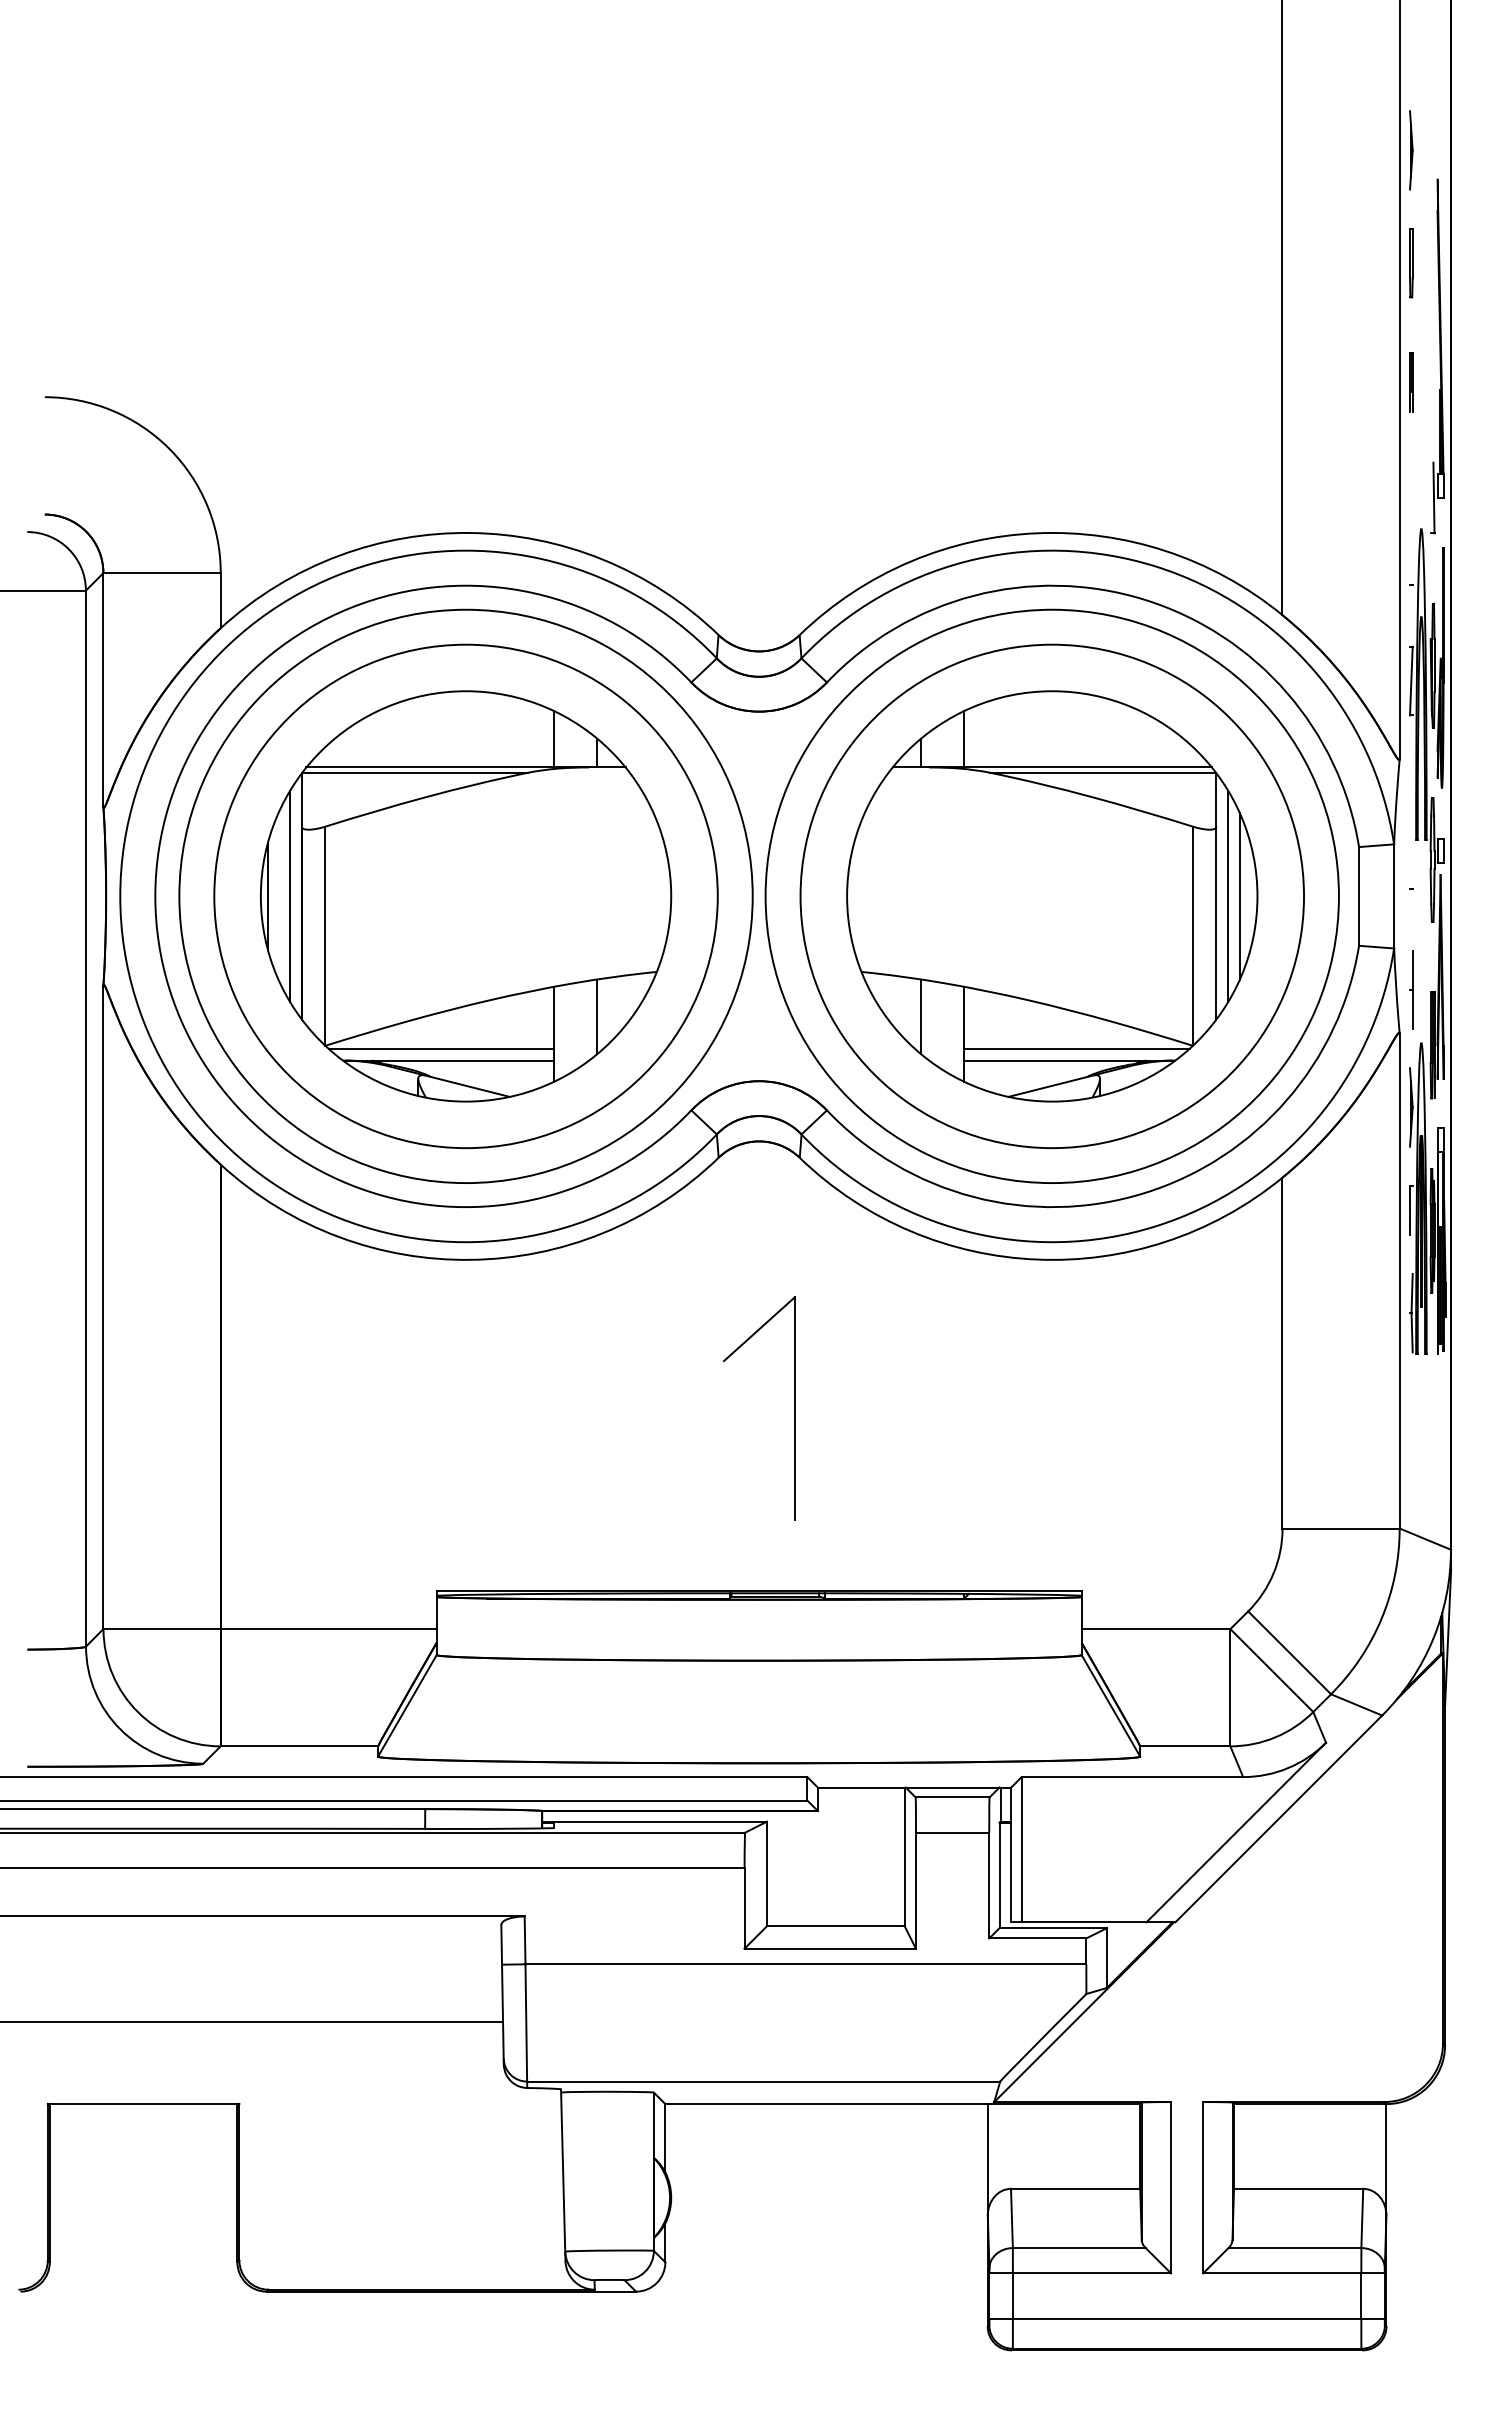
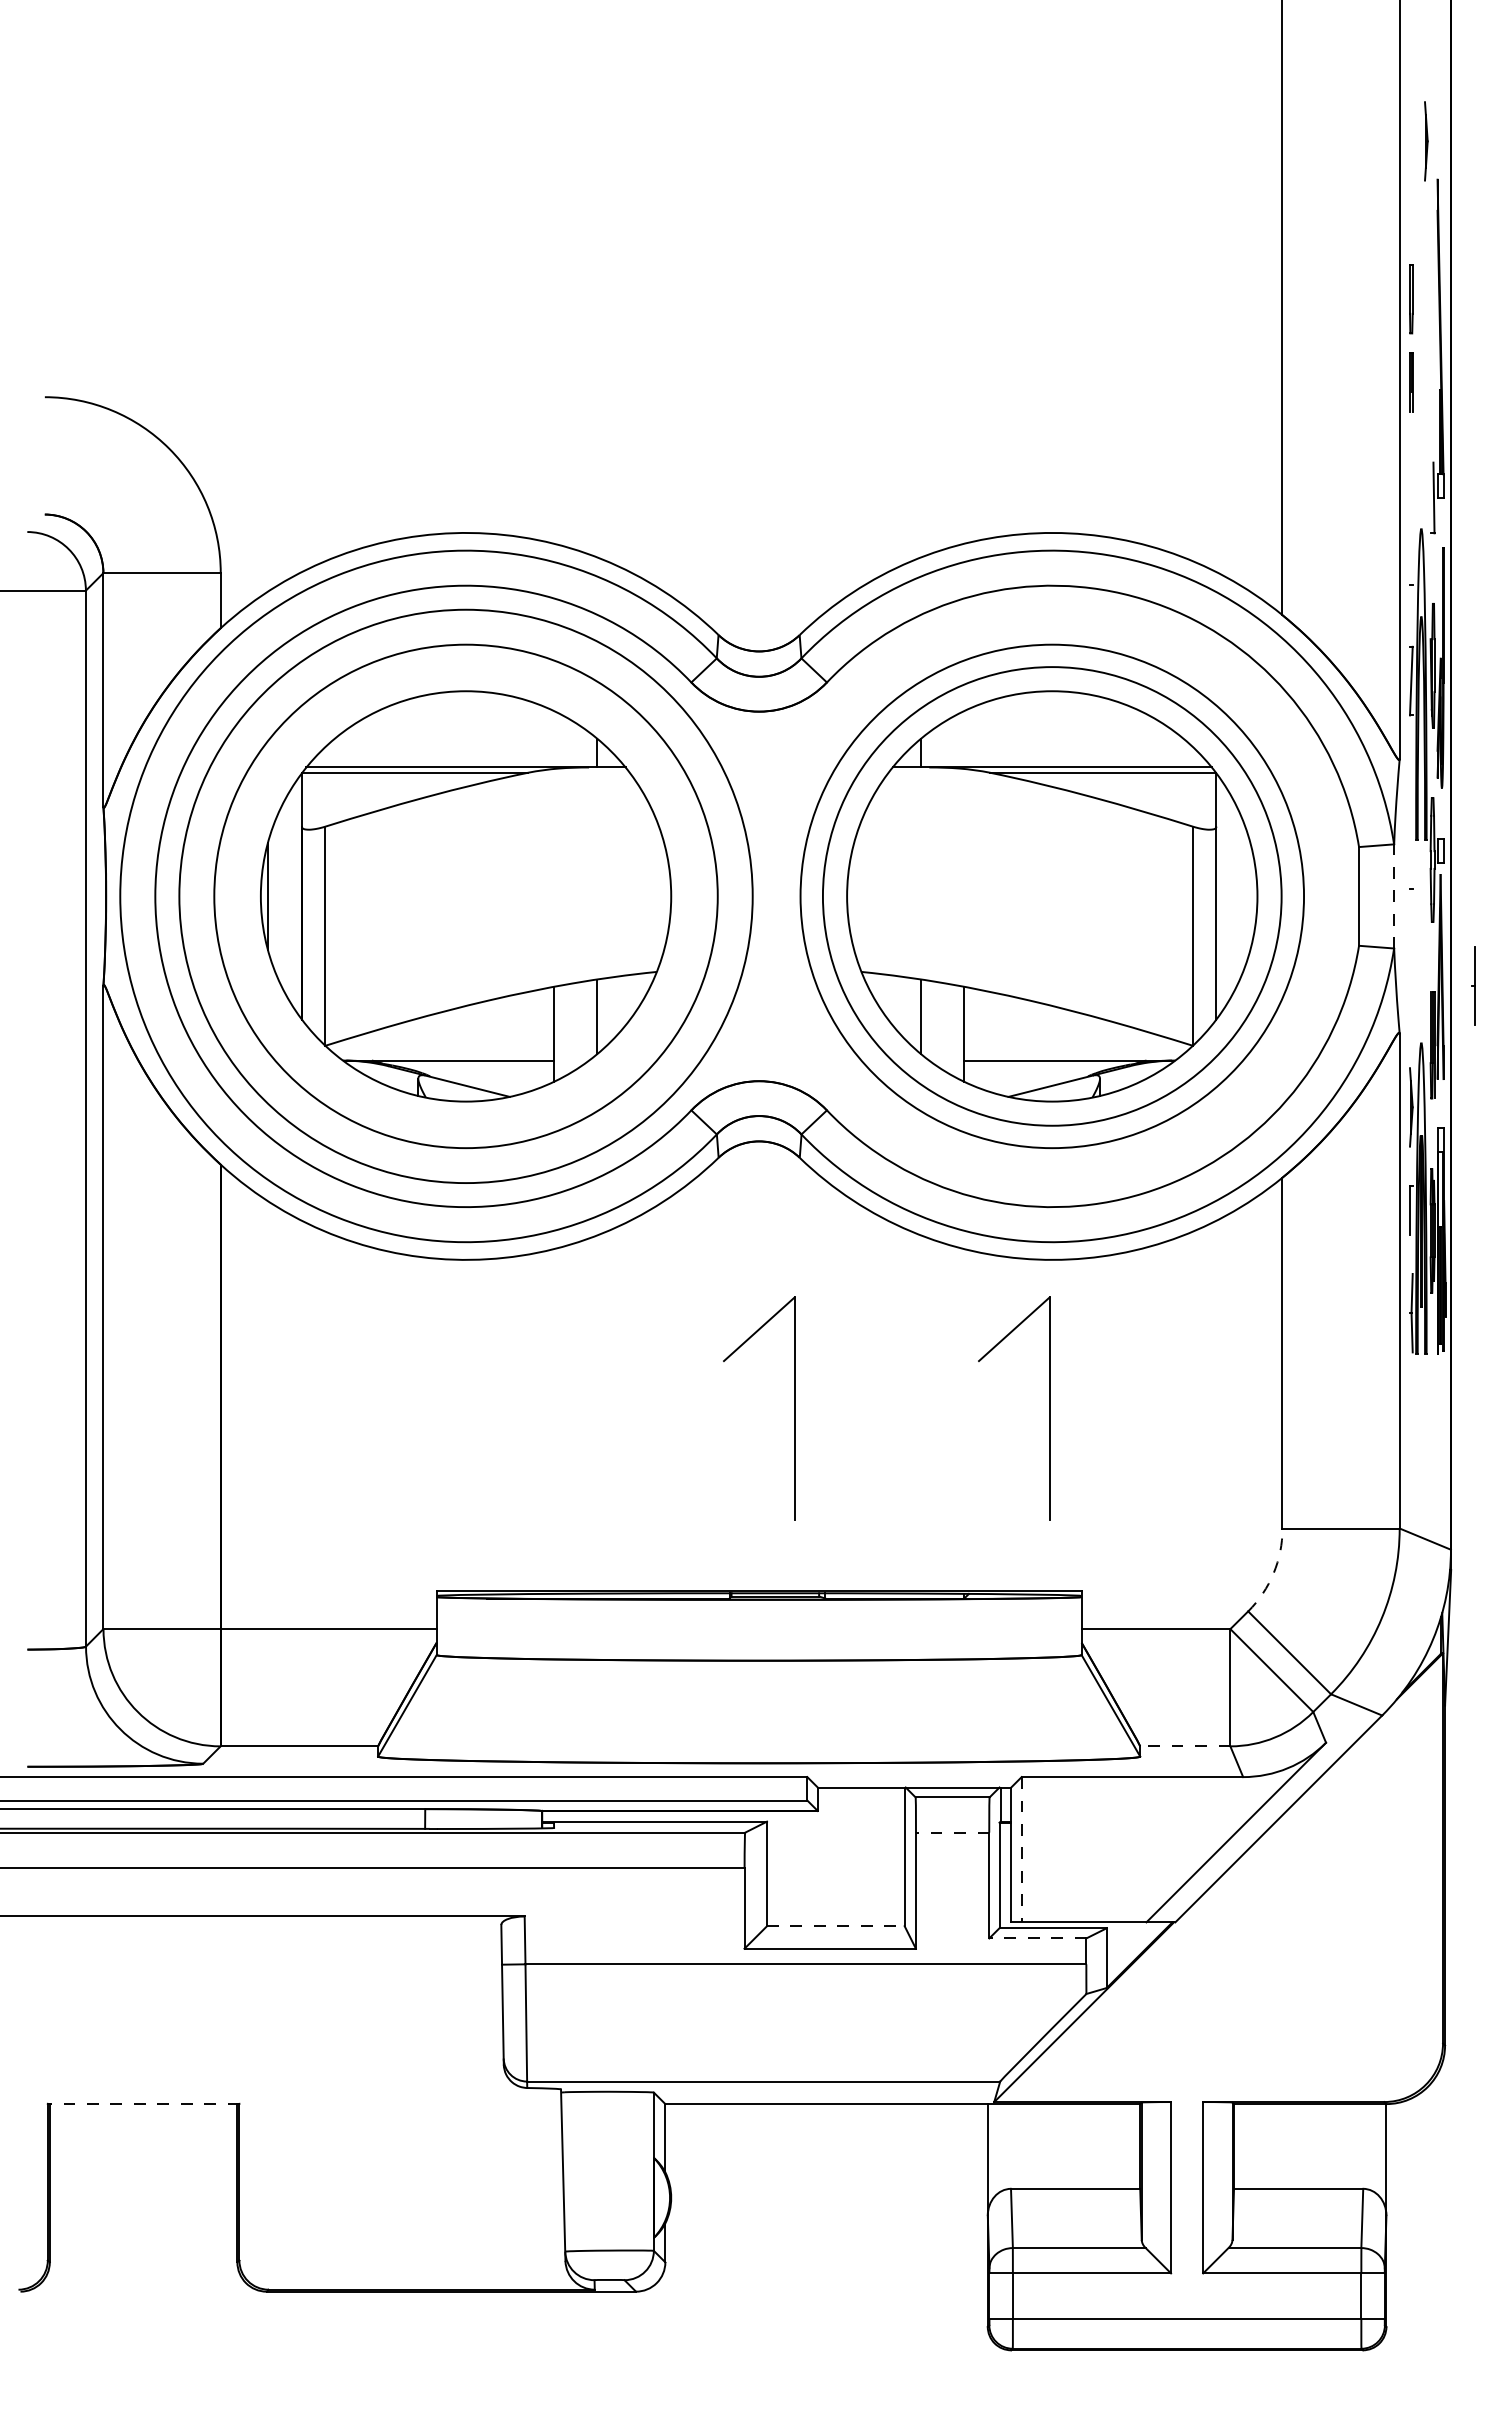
part position: (1411, 150) -> (1426, 141) (1426, 141)
line position: (1410, 263) -> (1410, 299) (1410, 299)
line: present -> none (553, 739)
line: present -> none (964, 739)
line: present -> none (1239, 895)
line: present -> none (290, 896)
circle diameter: 573 px -> 459 px (1051, 896)
line: present -> none (1228, 896)
line: solid -> dashed (1394, 896)
part position: (1411, 989) -> (1473, 985) (1473, 985)
line: present -> none (440, 1048)
line: present -> none (1076, 1048)
part: none -> present (1049, 1408)
arc: solid -> dashed (1273, 1573)
line: solid -> dashed (1184, 1746)
line: solid -> dashed (952, 1832)
line: solid -> dashed (1021, 1849)
line: solid -> dashed (835, 1926)
line: solid -> dashed (1037, 1938)
line: present -> none (252, 2022)
line: solid -> dashed (143, 2103)
